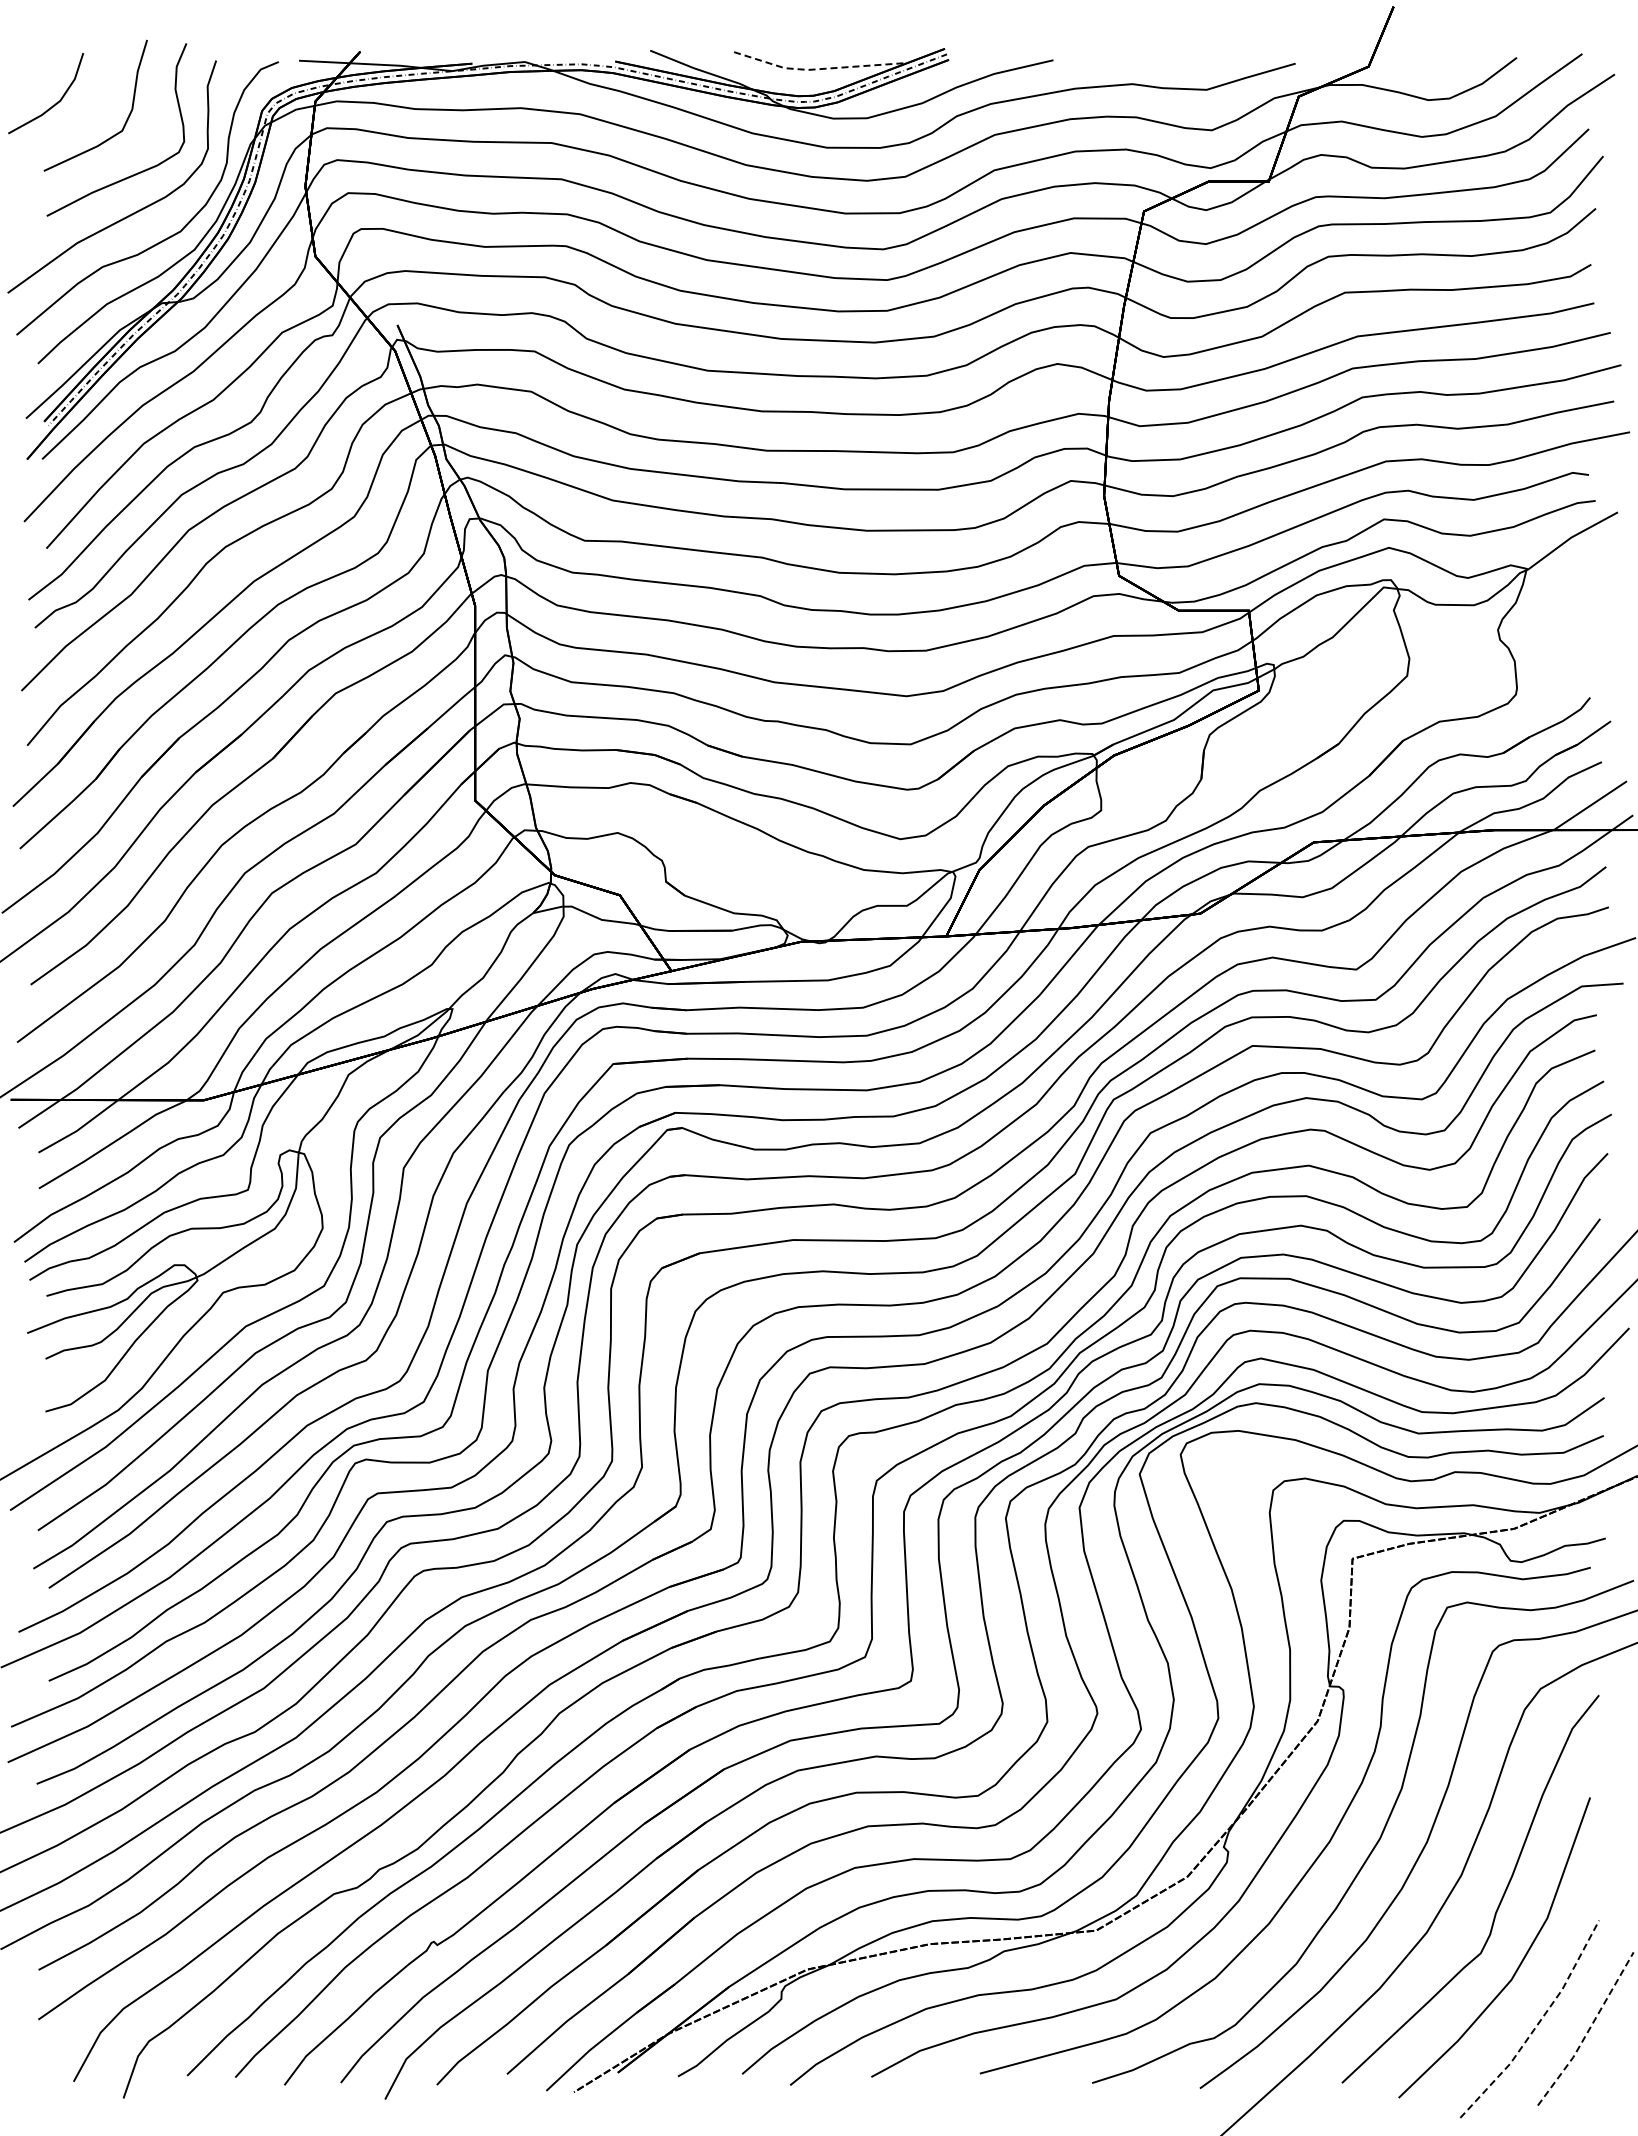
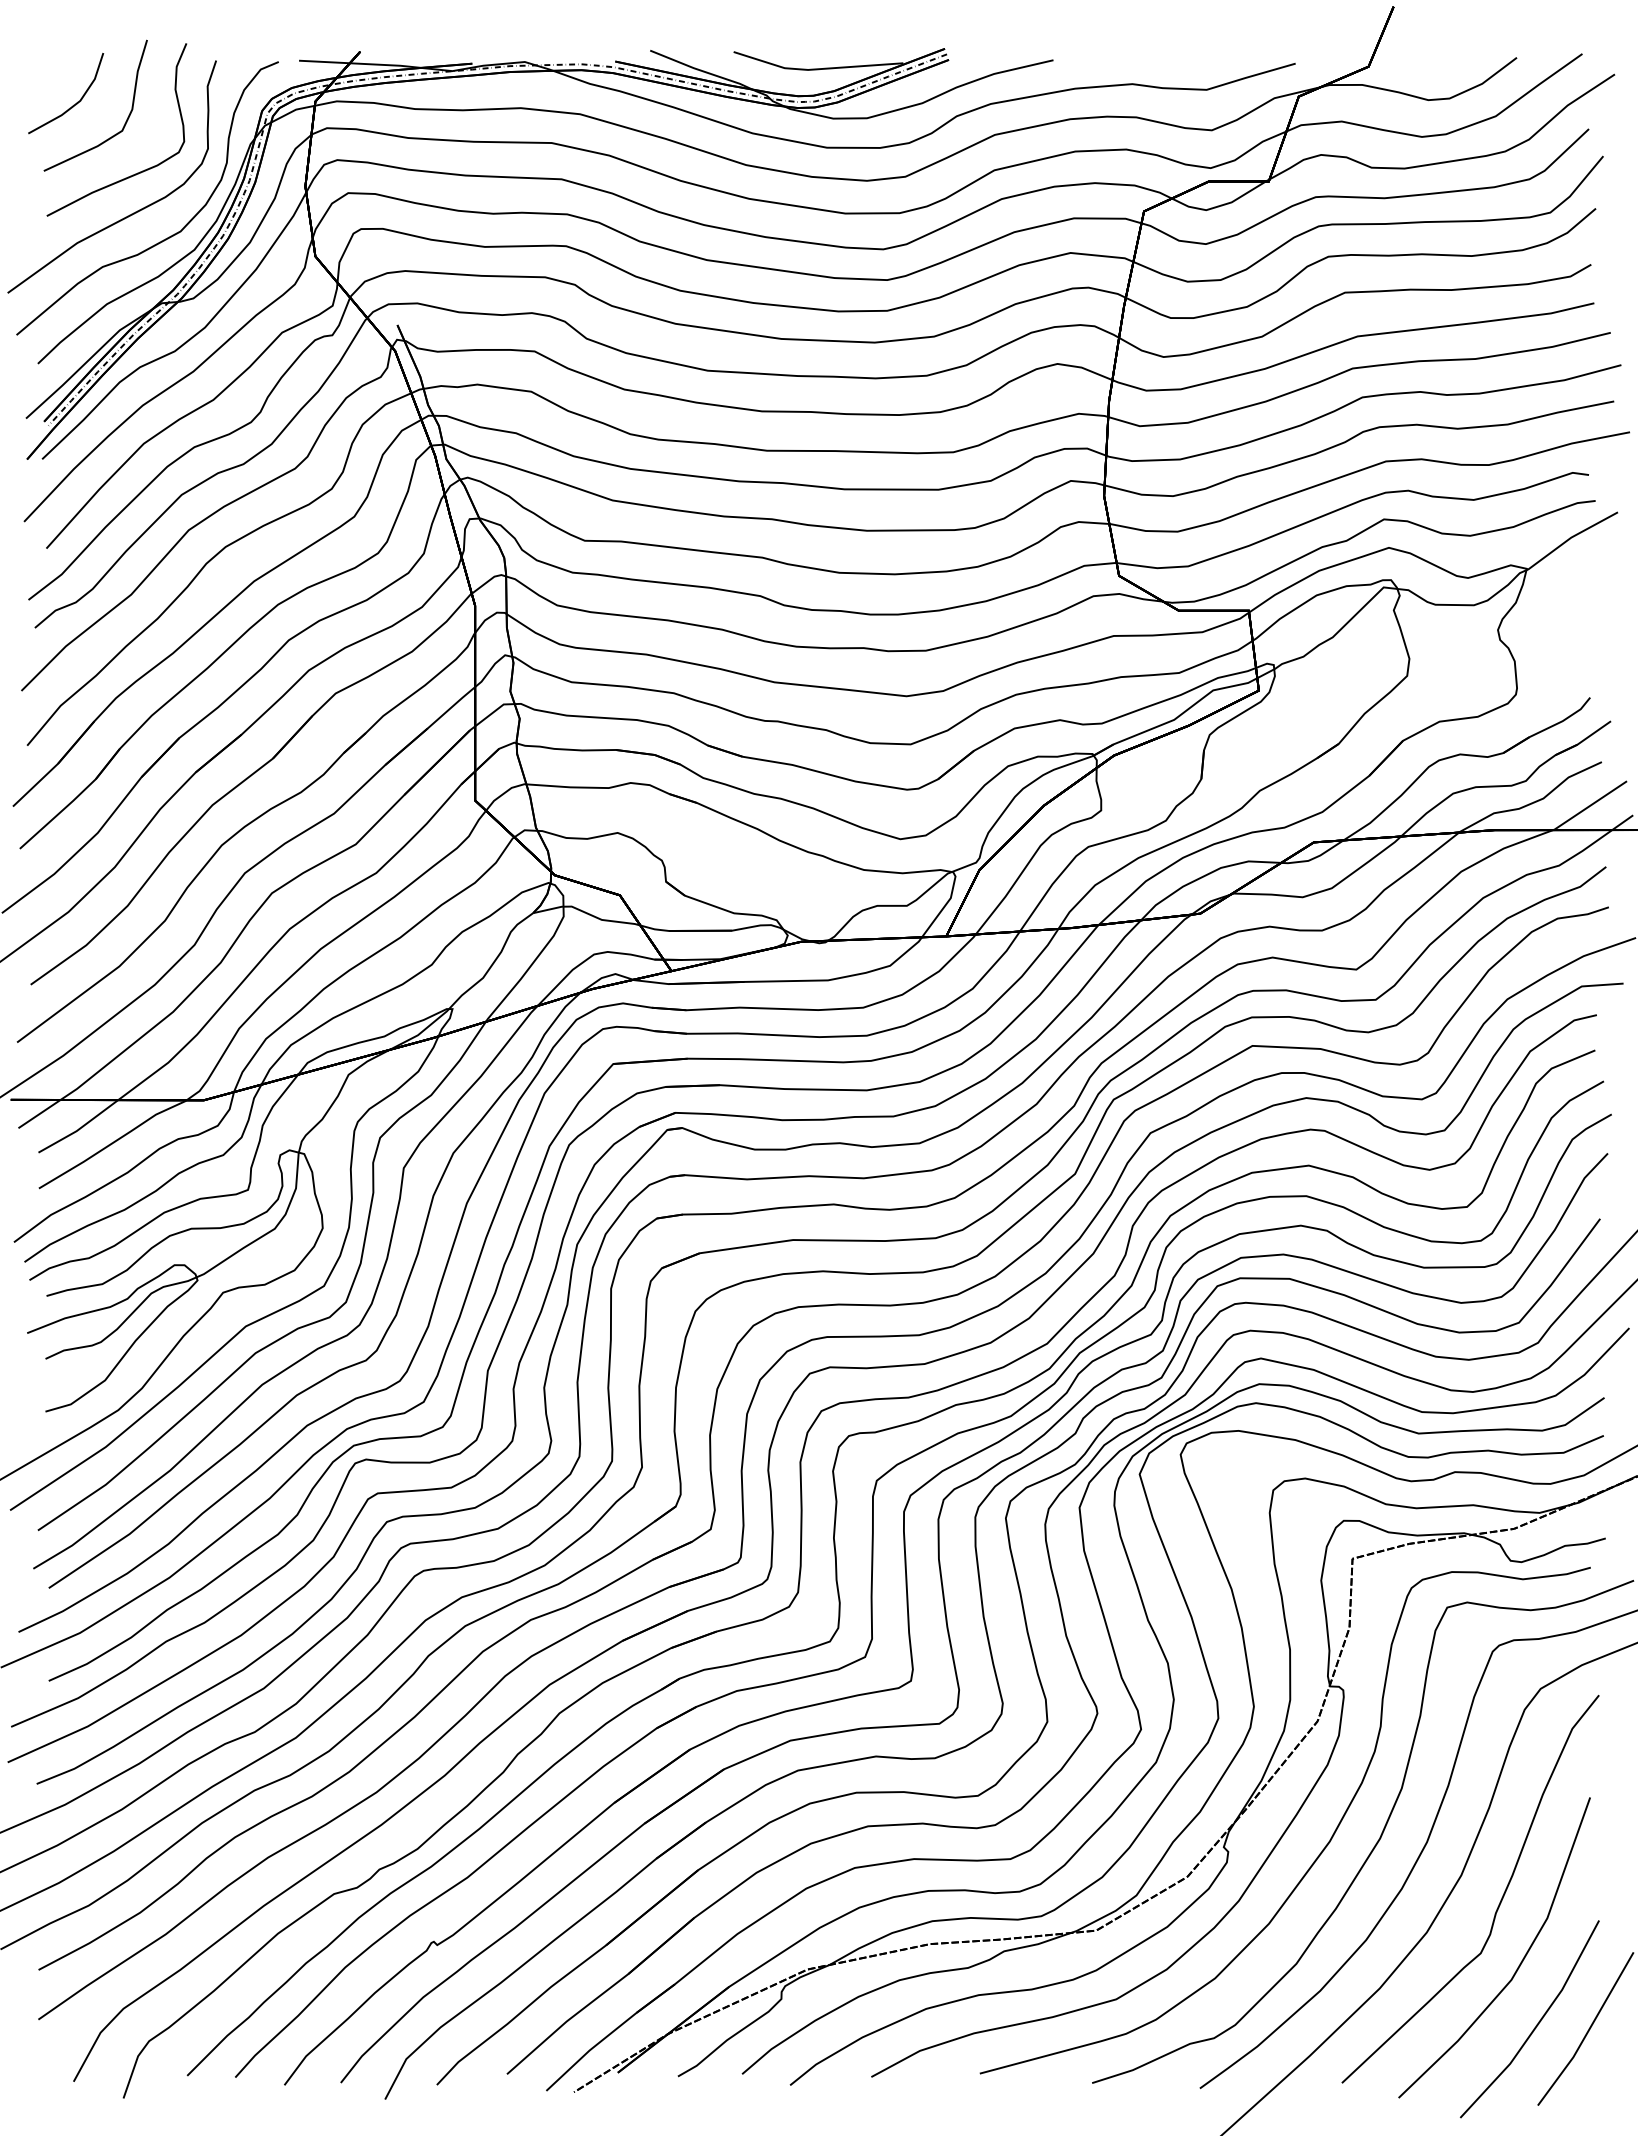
line: dashed -> solid (816, 69)
line position: (53, 104) -> (73, 104) (73, 104)
line: dashed -> solid (1537, 2024)
line: dashed -> solid (1588, 2030)
